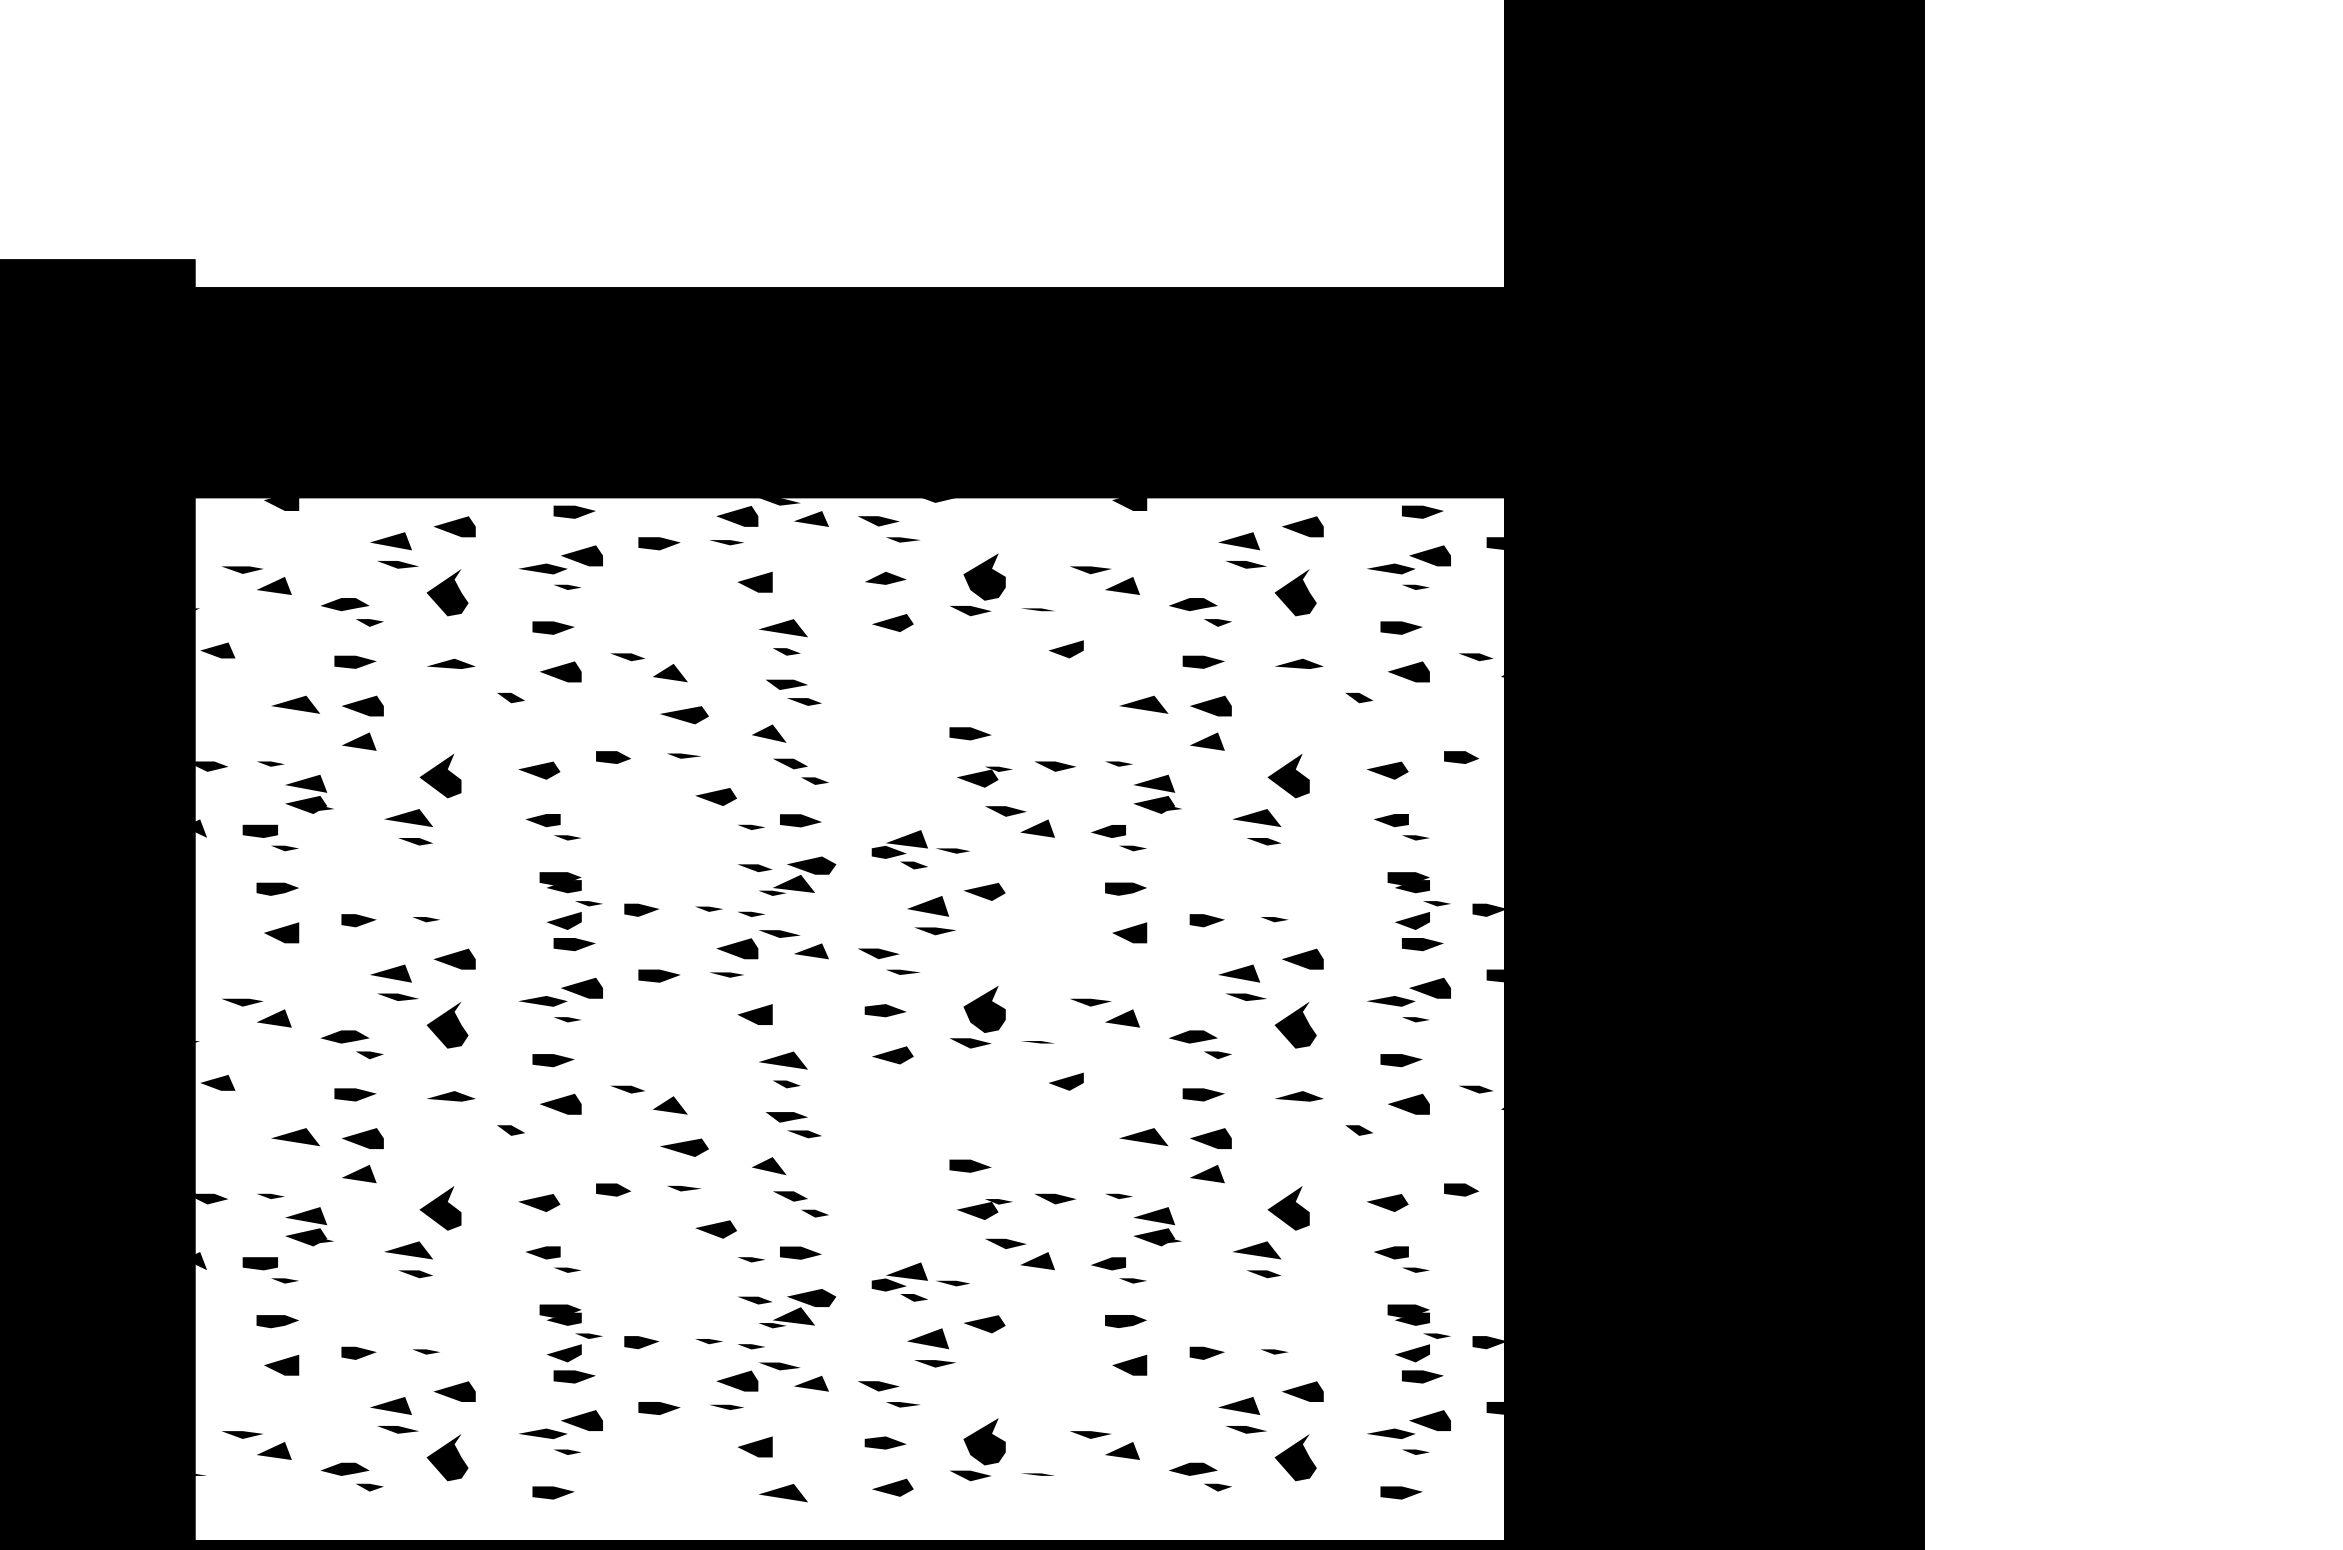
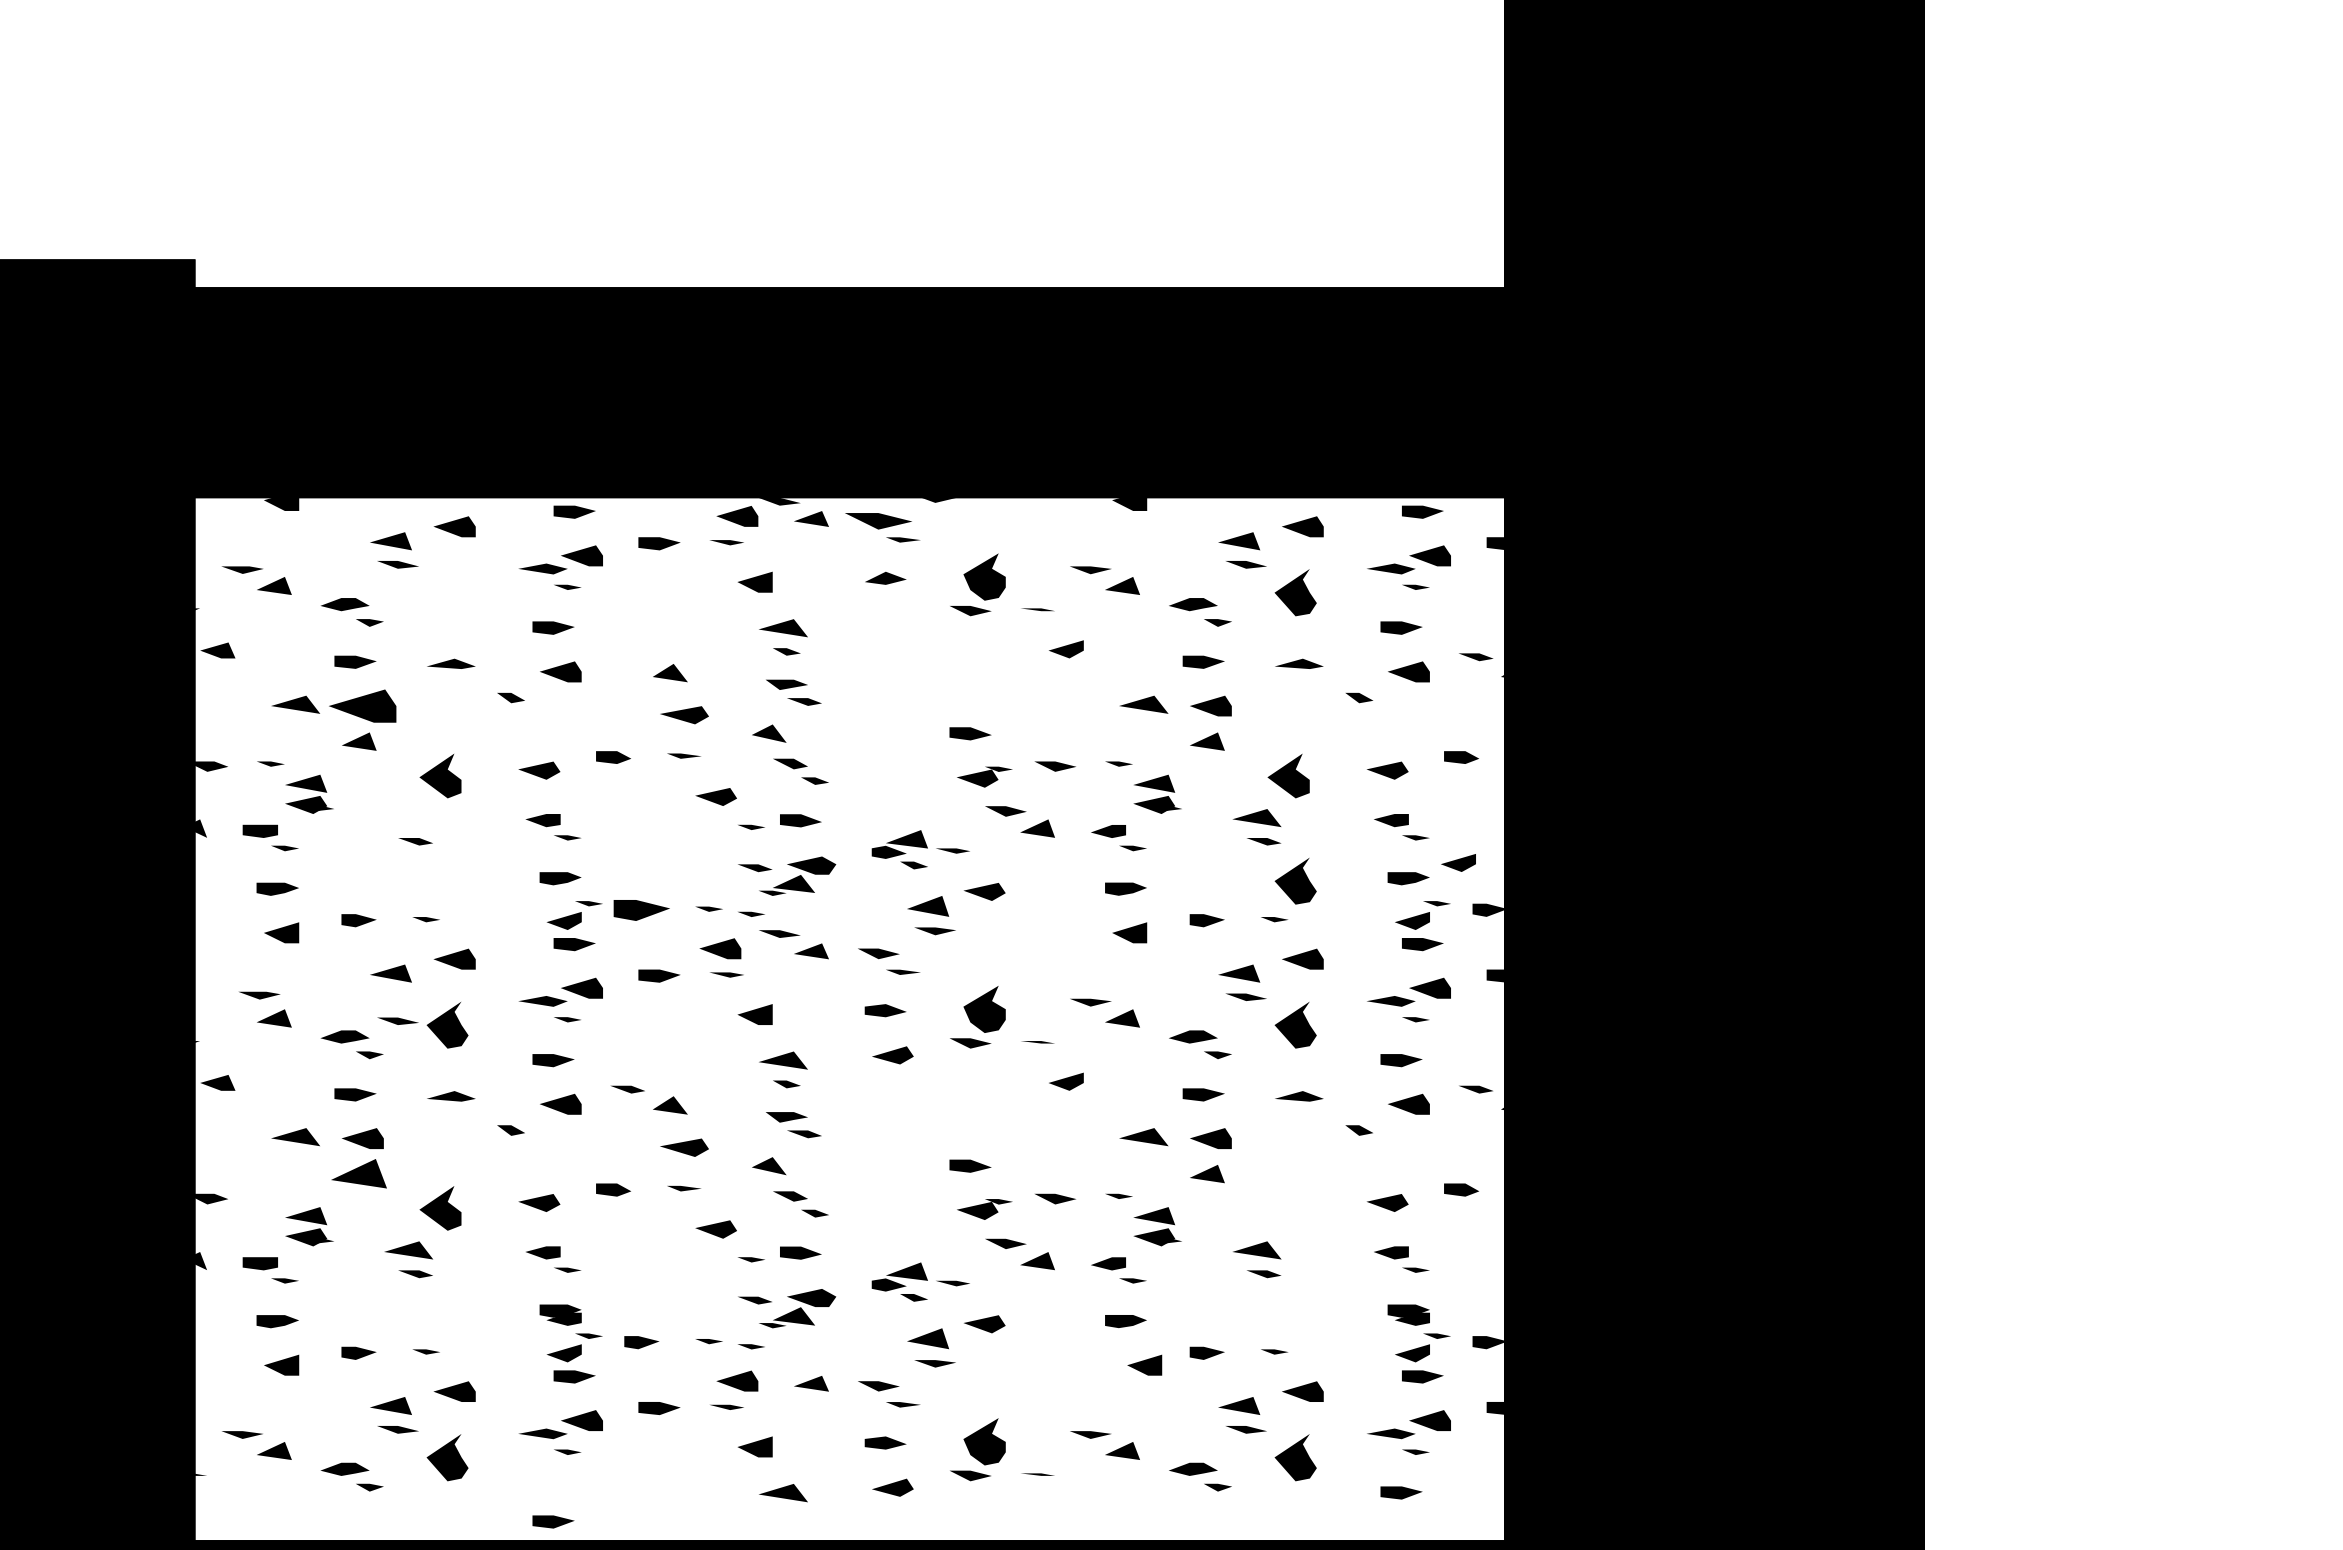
part size: 42x11 px -> 67x17 px (878, 521)
fill: present -> none (447, 592)
part: present -> none (892, 622)
part: present -> none (627, 657)
part size: 42x22 px -> 68x34 px (362, 705)
fill: present -> none (408, 817)
part: none -> present (1458, 862)
part: none -> present (1295, 881)
fill: present -> none (563, 886)
fill: present -> none (1412, 886)
part size: 36x14 px -> 57x21 px (641, 910)
part position: (737, 948) -> (720, 948) (720, 948)
part position: (397, 996) -> (397, 1020) (397, 1020)
part position: (242, 1002) -> (259, 995) (259, 995)
part size: 35x19 px -> 56x30 px (358, 1173)
fill: present -> none (270, 1196)
fill: present -> none (1288, 1207)
part position: (1129, 1364) -> (1144, 1364) (1144, 1364)
fill: present -> none (779, 1366)
part position: (553, 1492) -> (553, 1521) (553, 1521)
